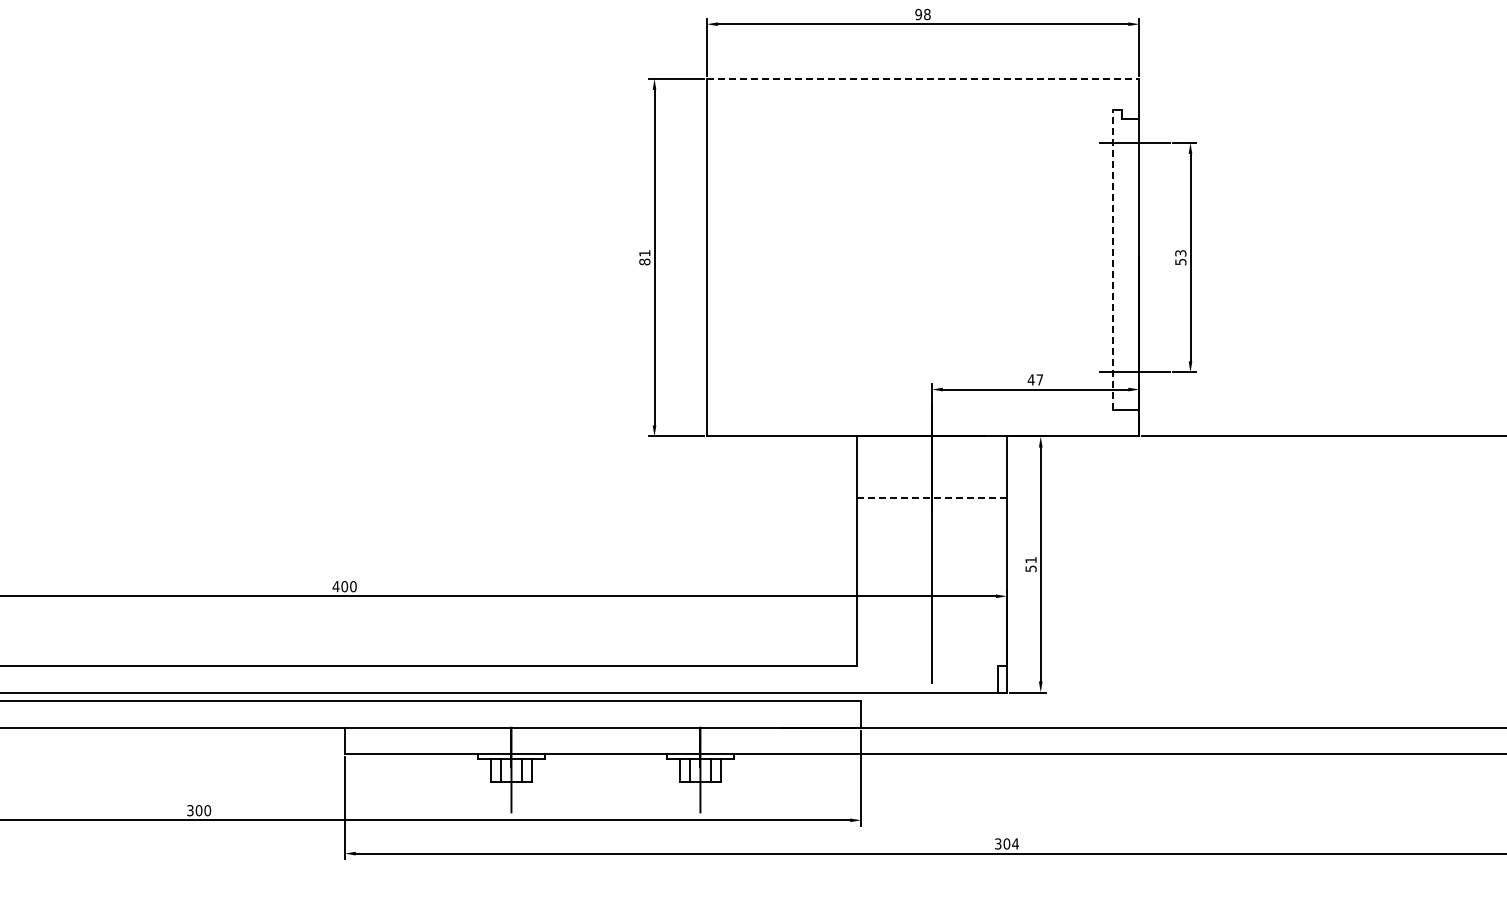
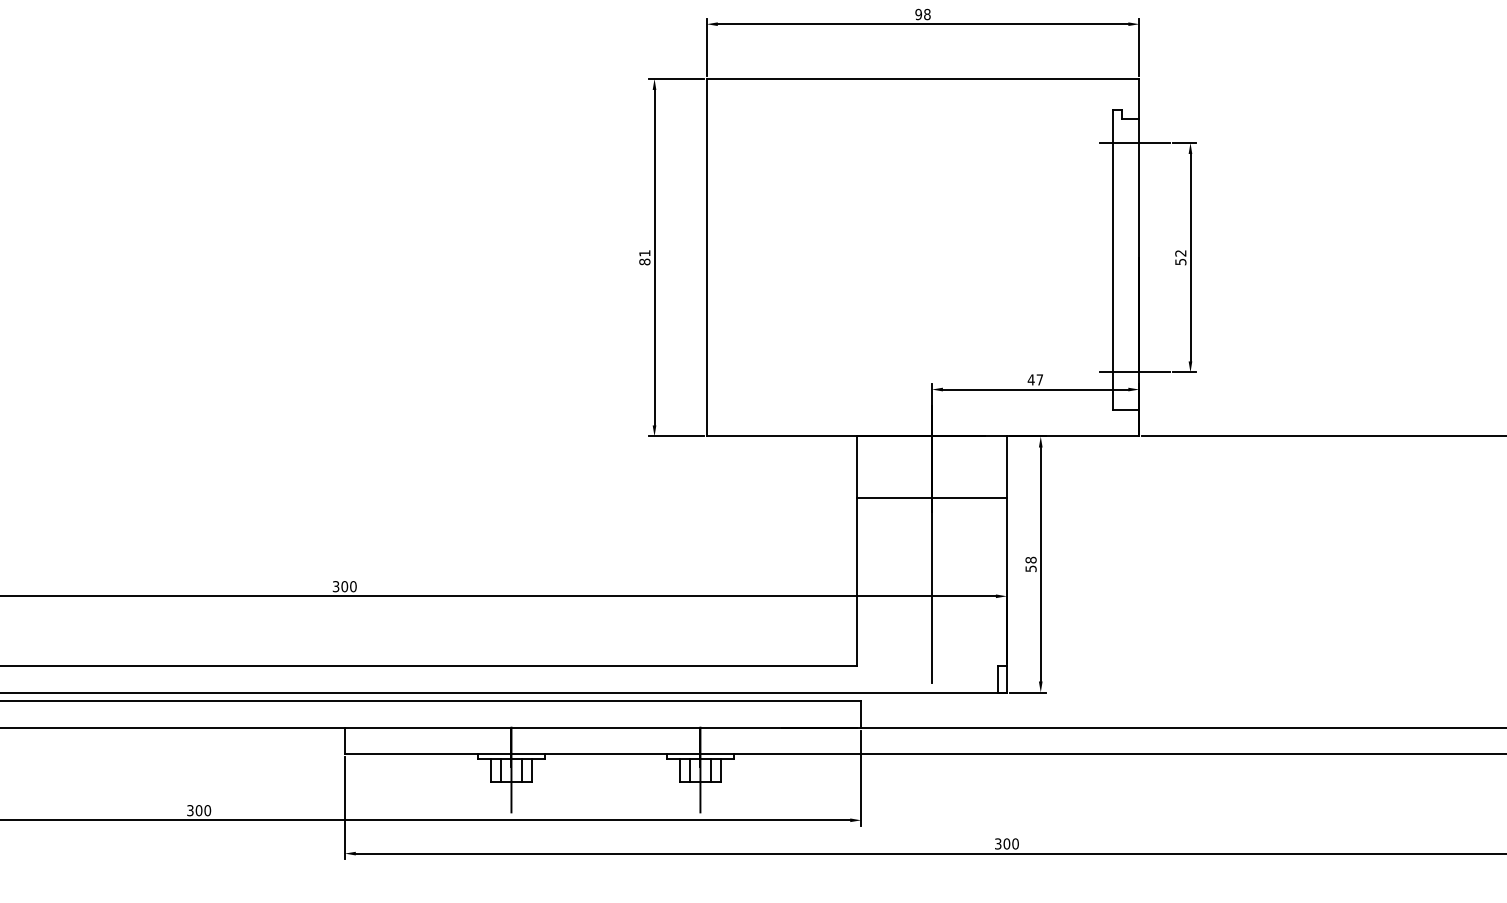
line: dashed -> solid (923, 78)
text: 53 -> 52 (1181, 253)
line: dashed -> solid (1112, 259)
line: dashed -> solid (931, 498)
text: 51 -> 58 (1030, 559)
text: 400 -> 300 (335, 586)
text: 304 -> 300 (1015, 843)
